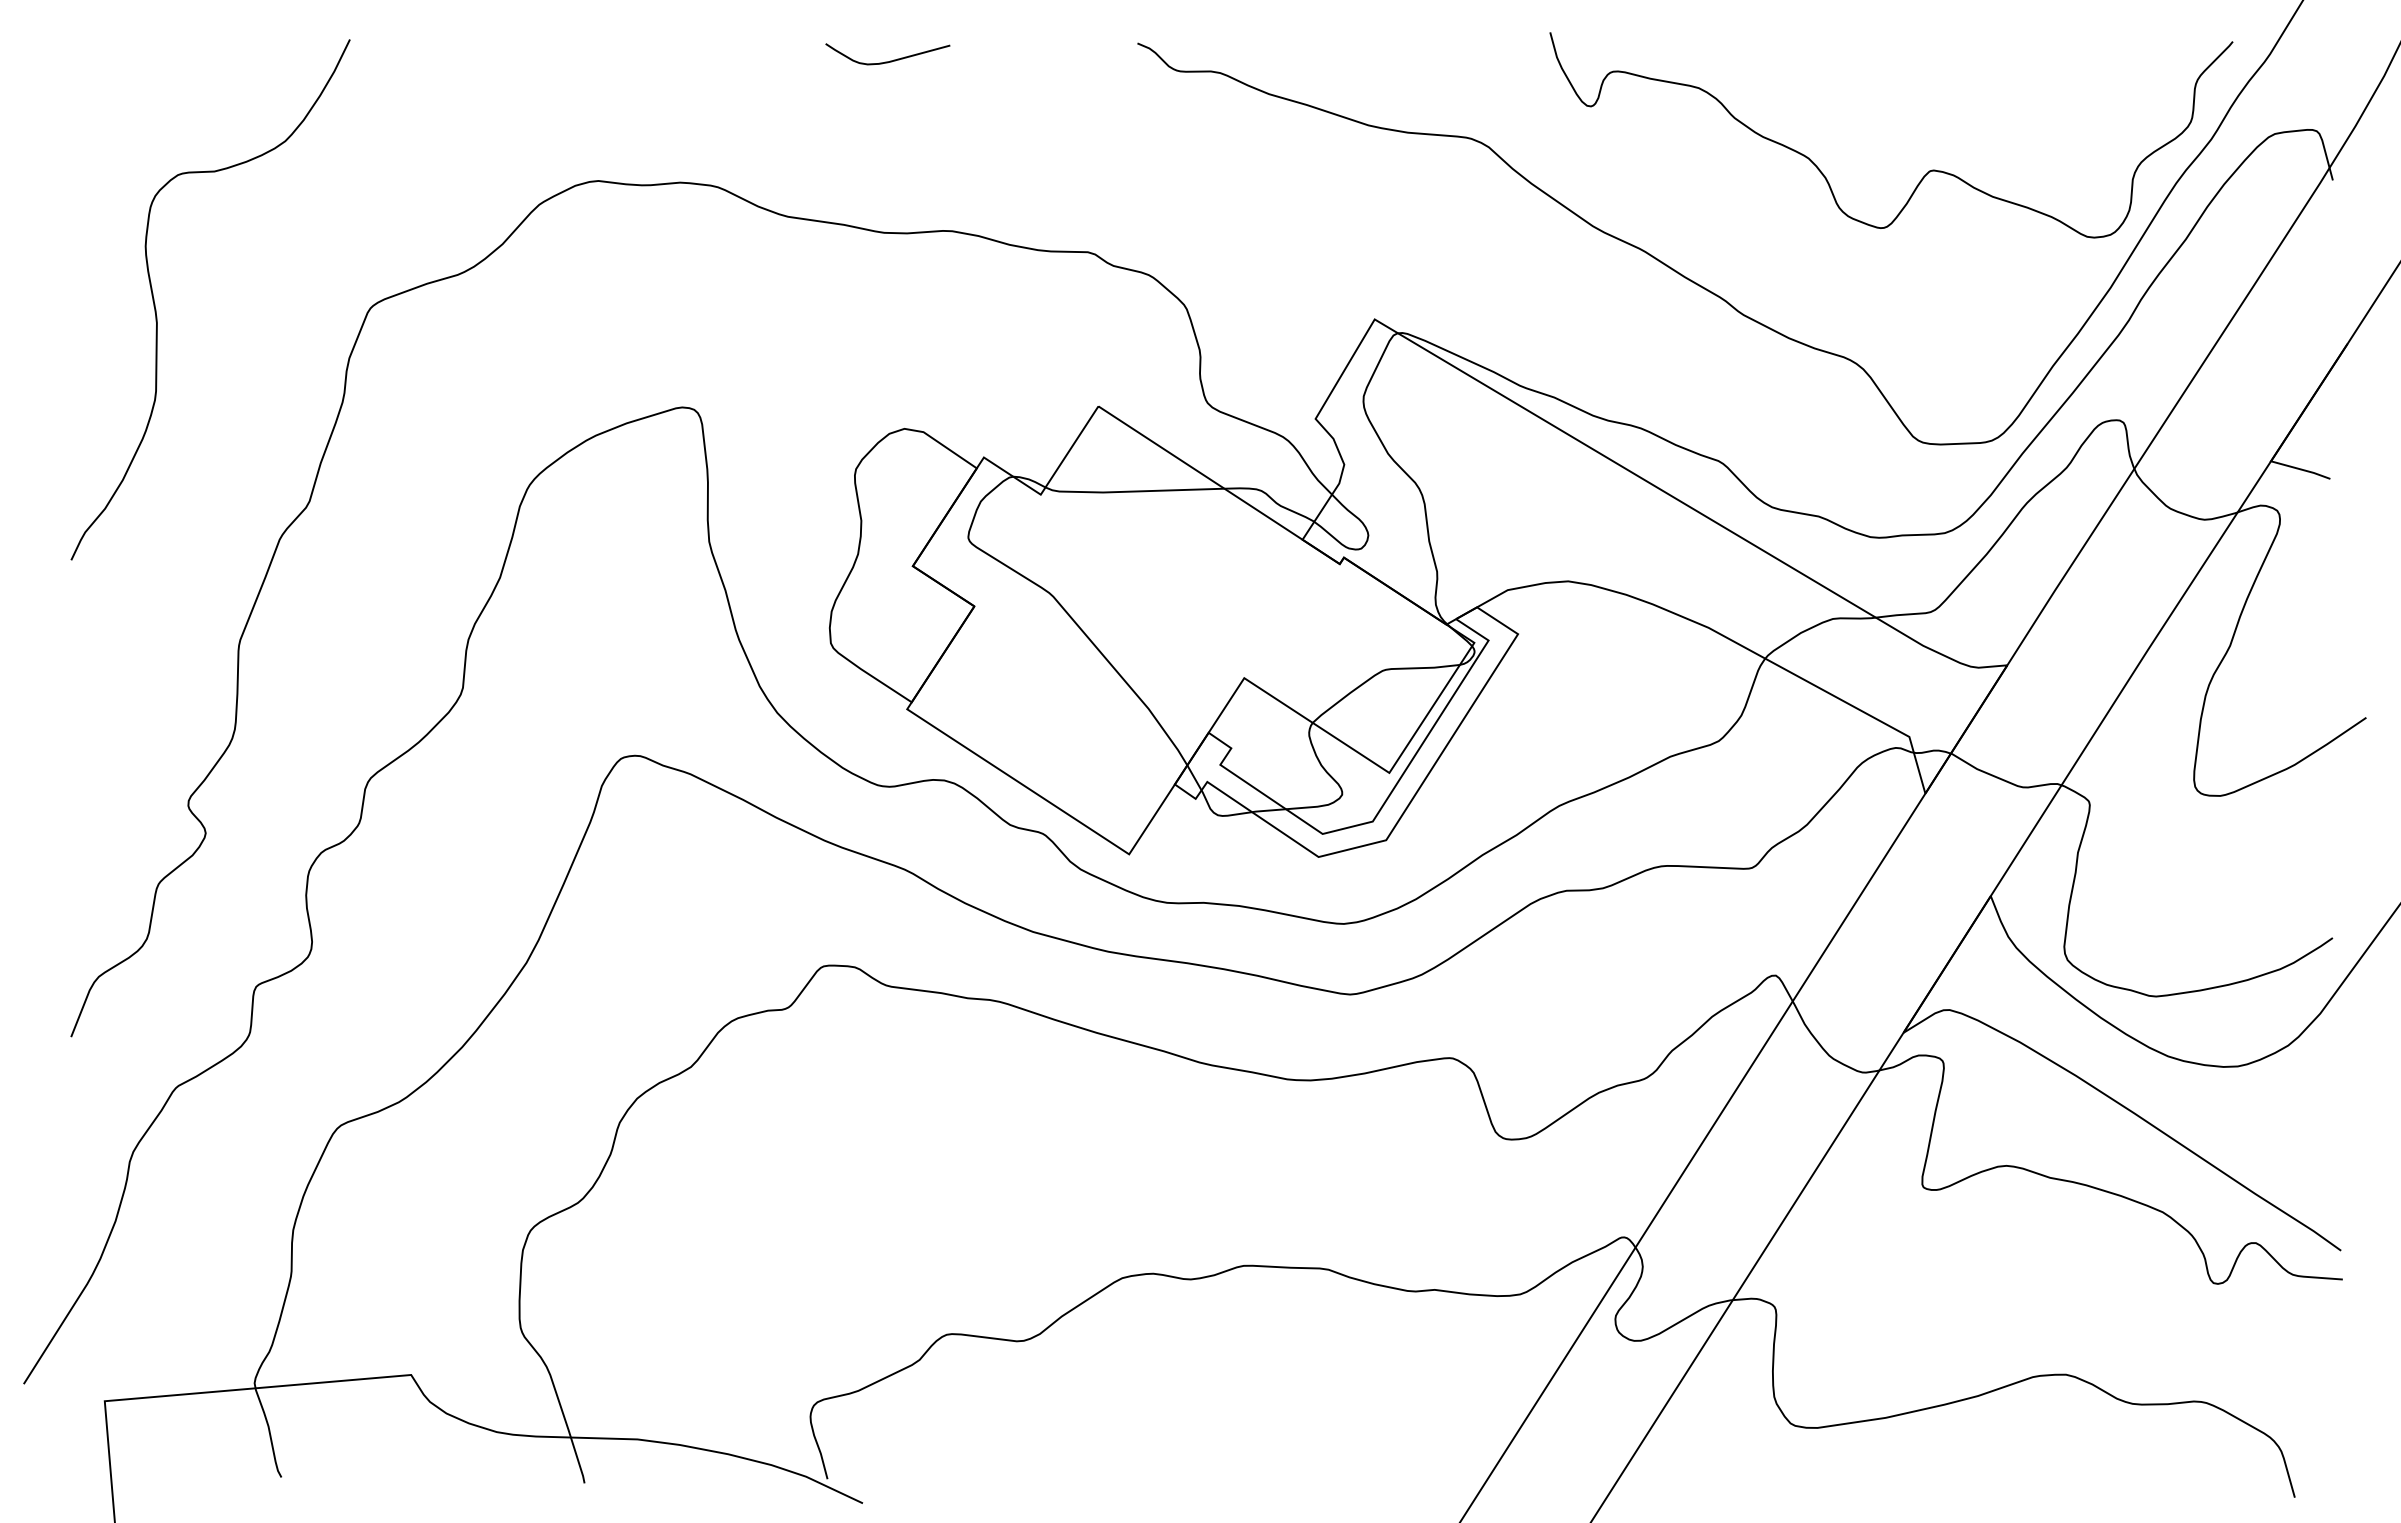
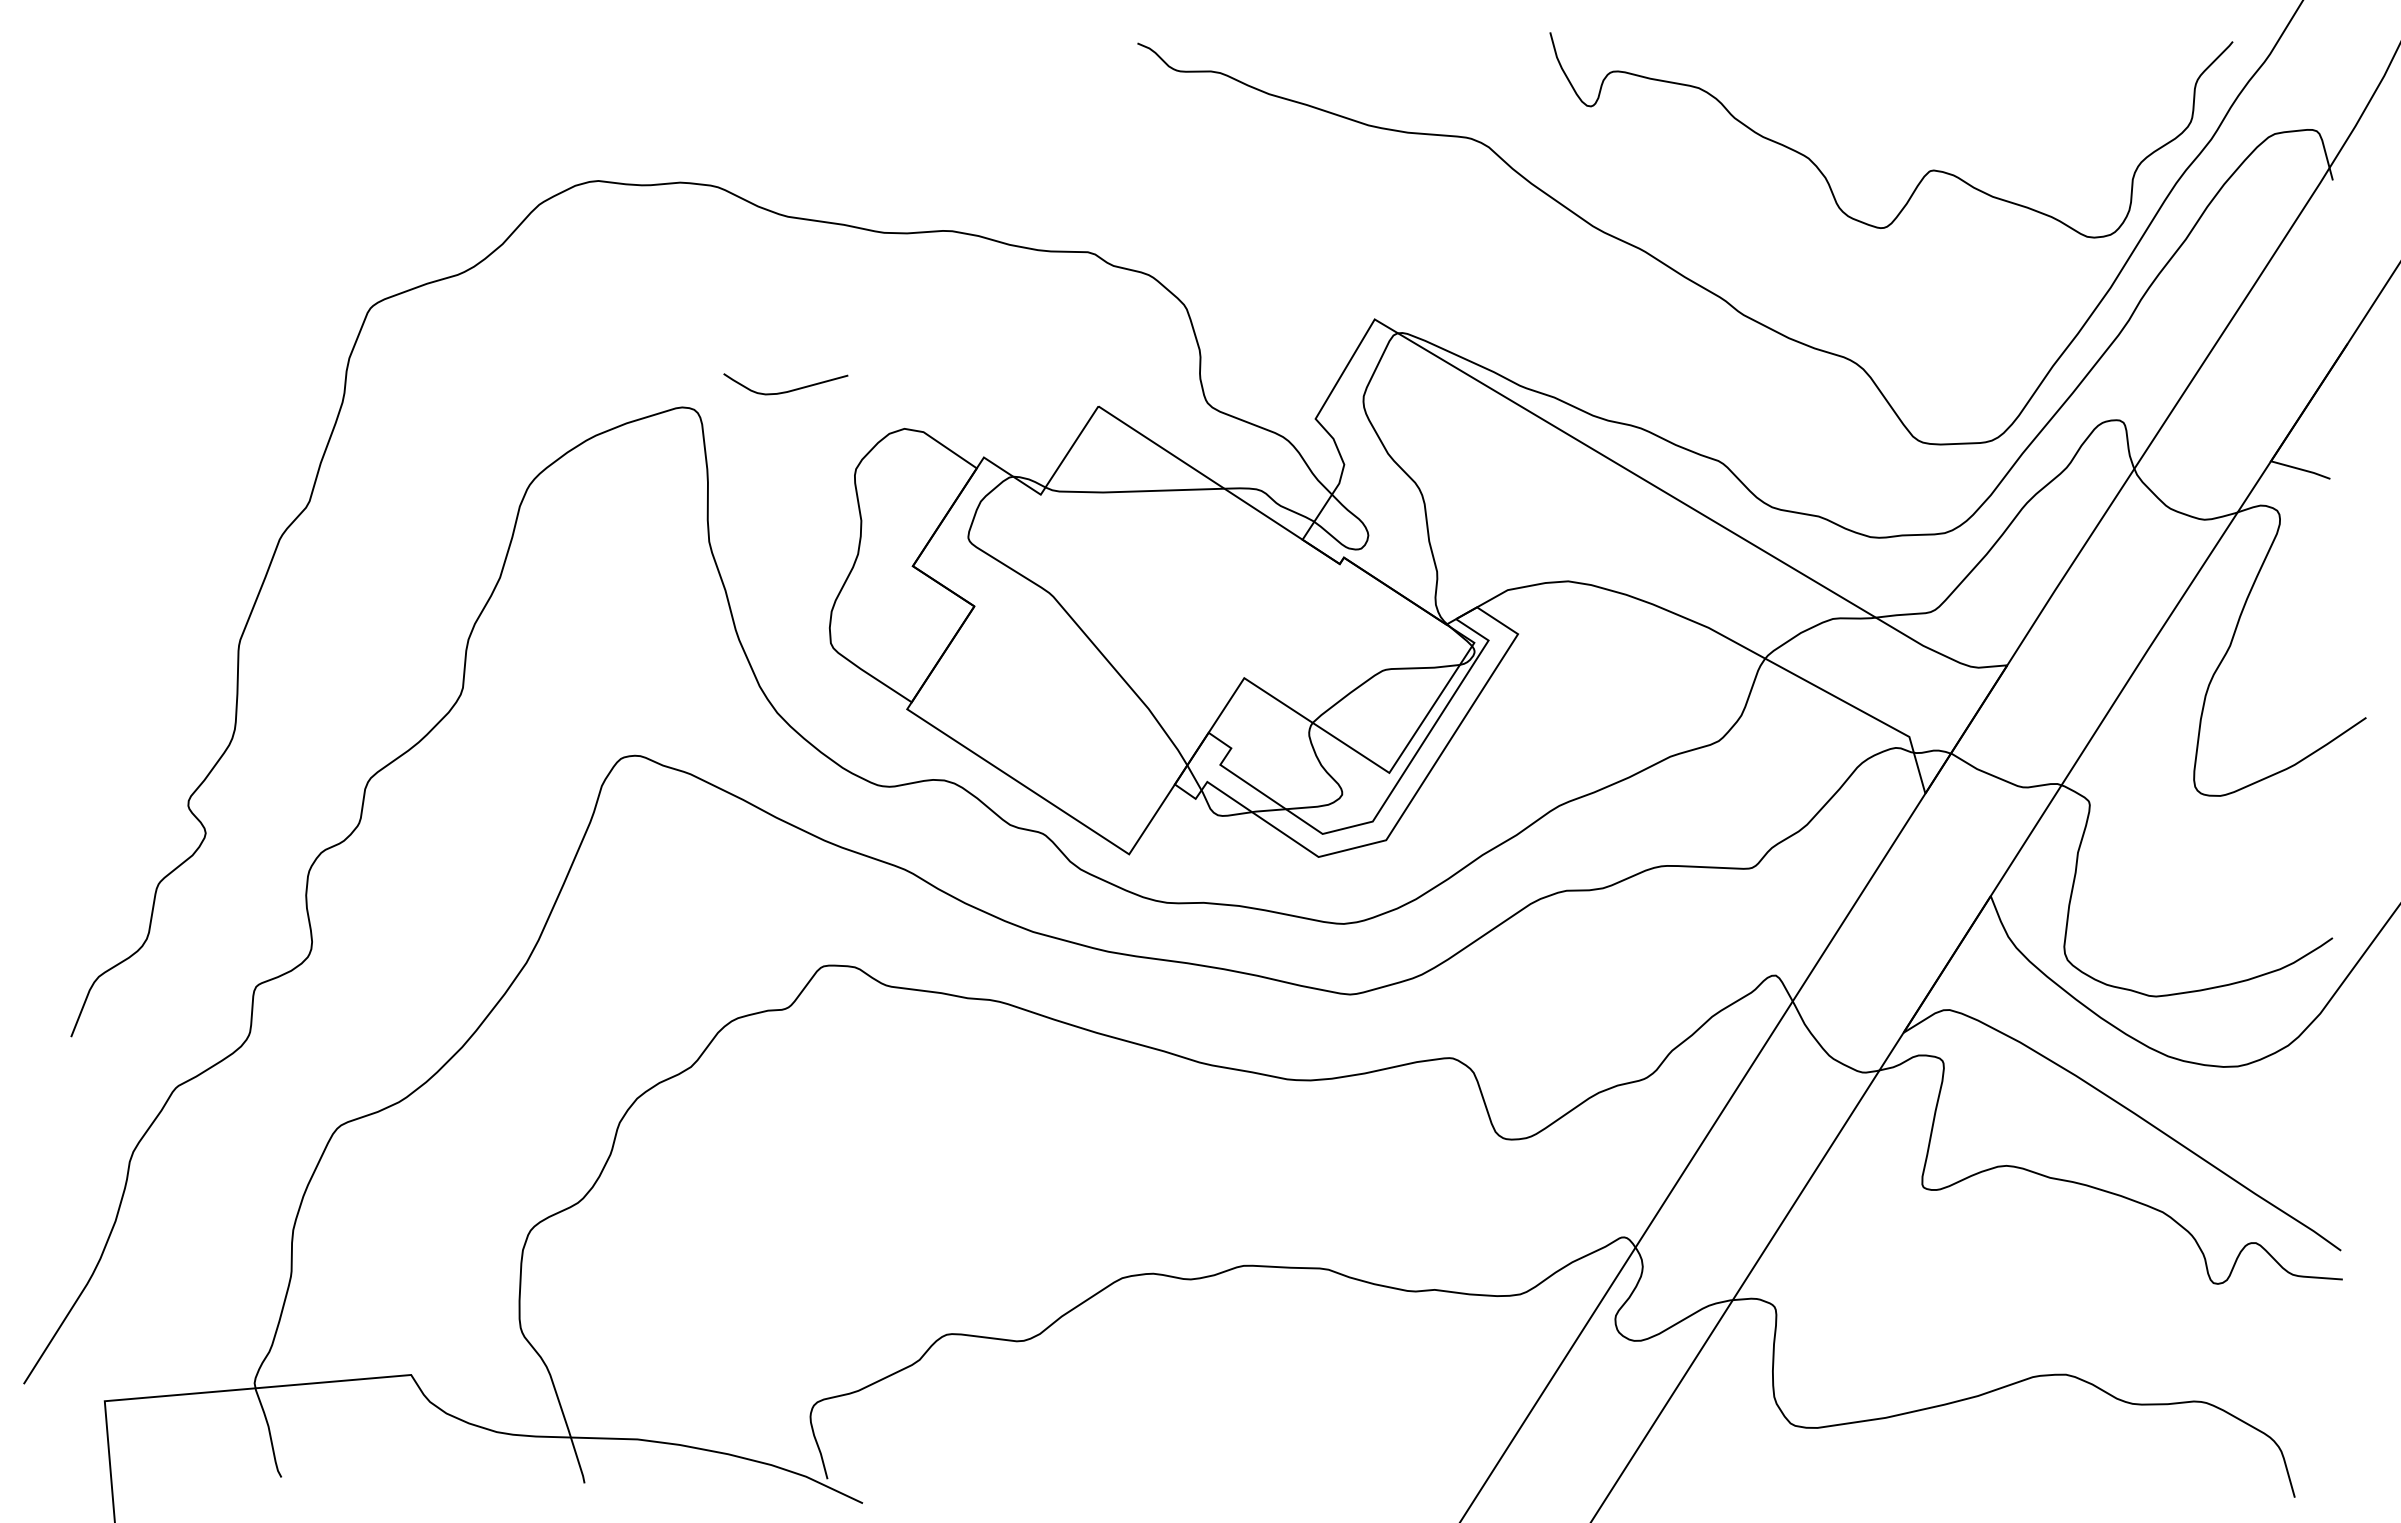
curve position: (890, 60) -> (788, 390) (788, 390)
curve: present -> none (156, 309)
